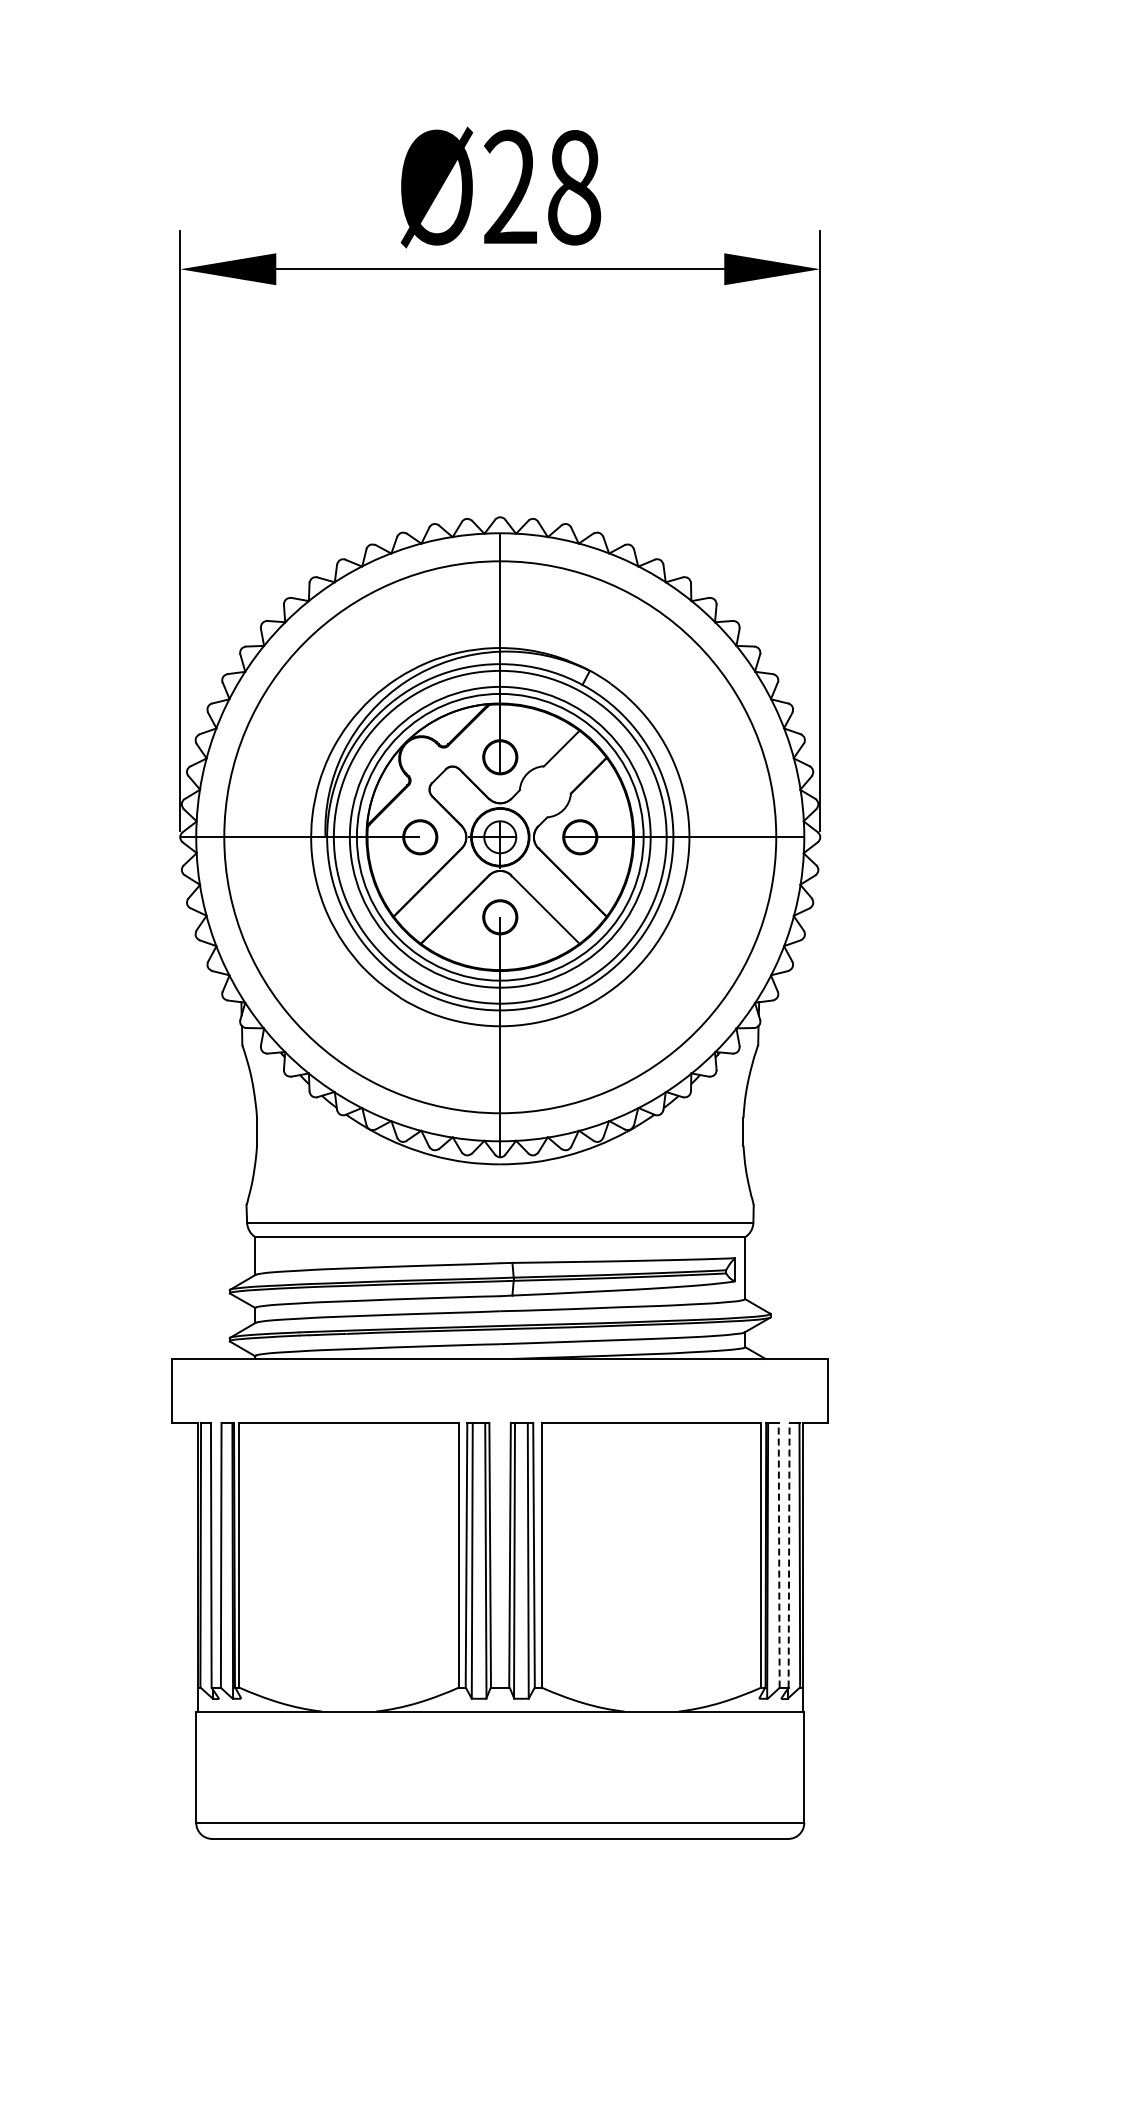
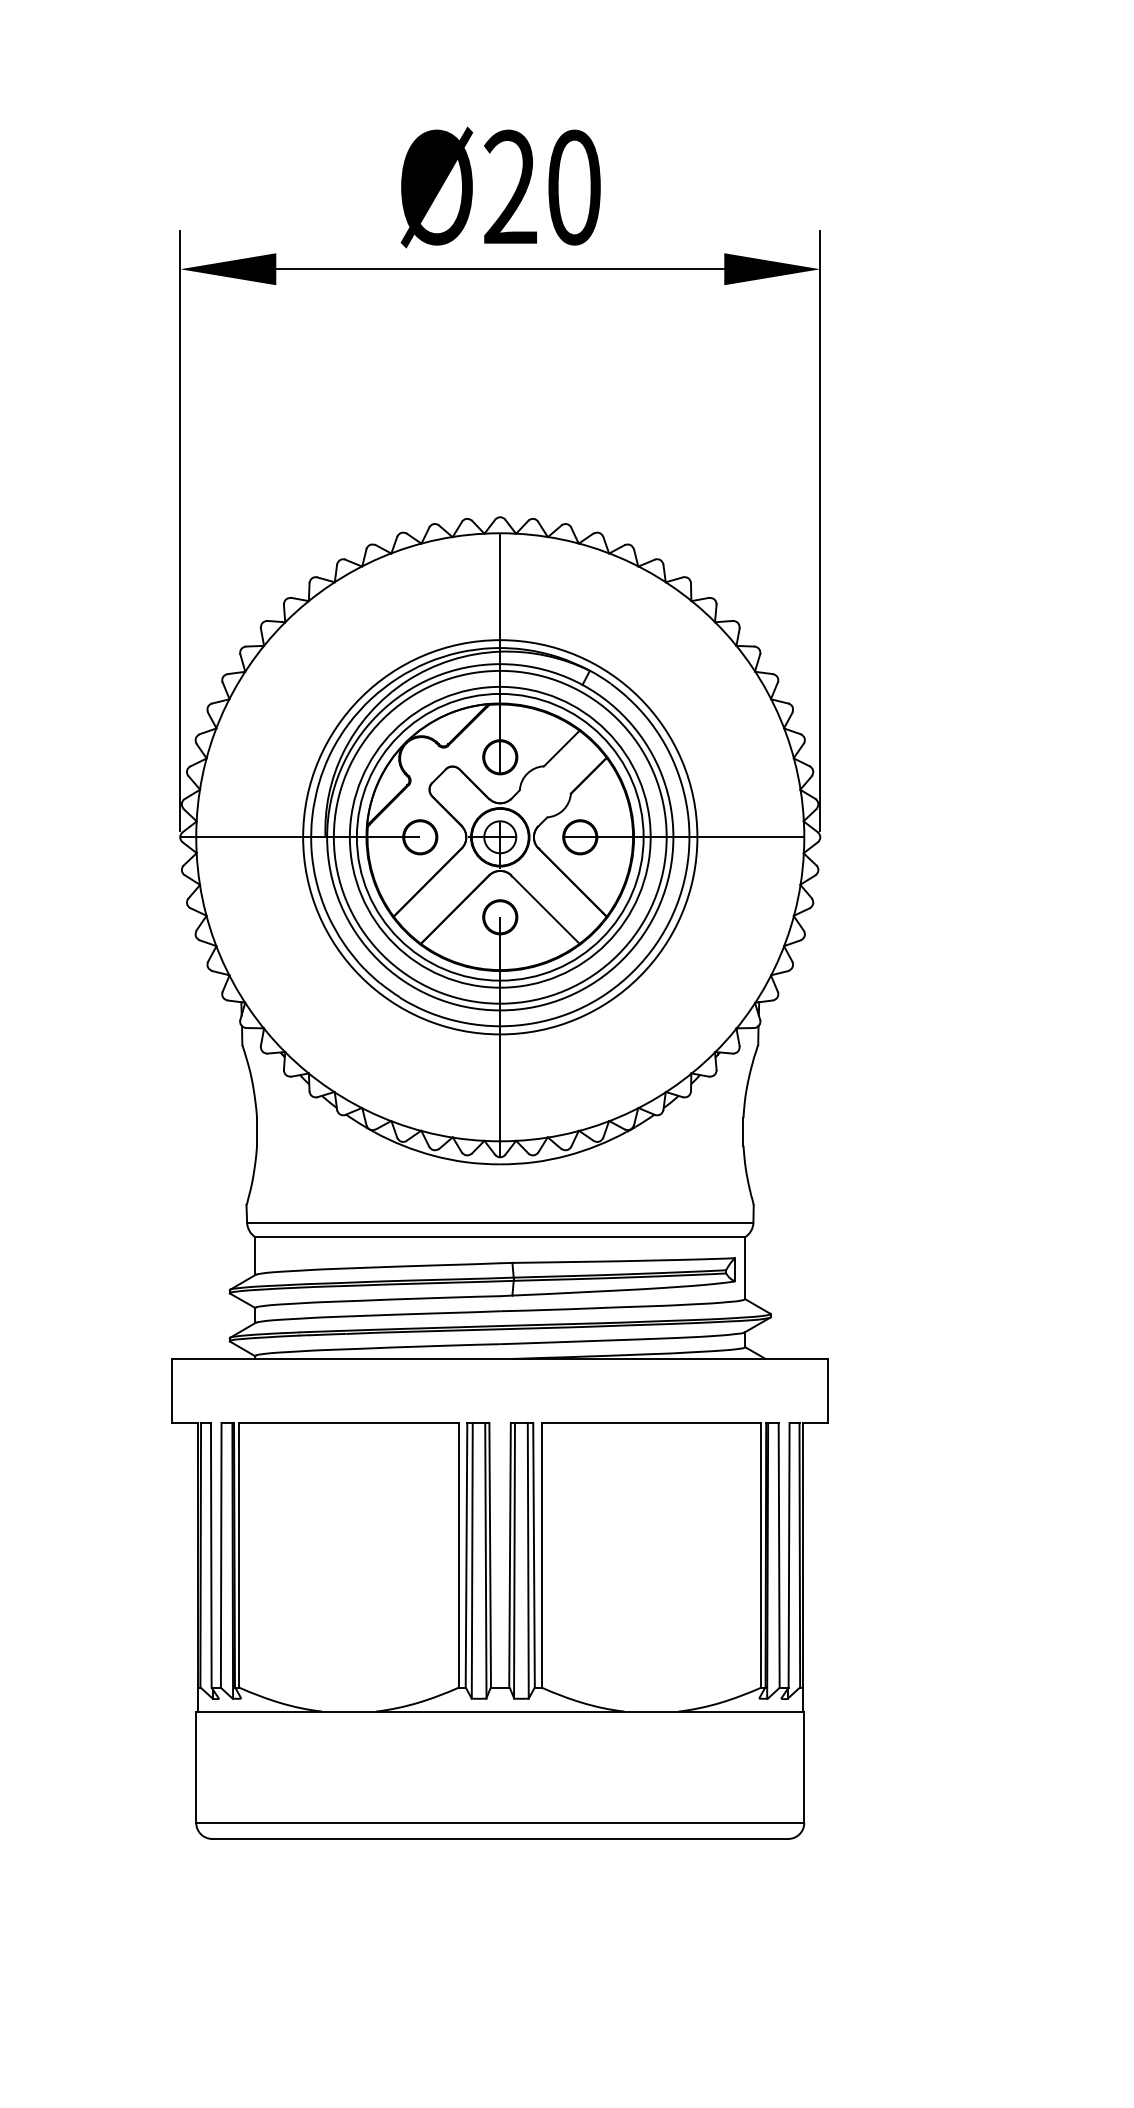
text: Ø28 -> Ø20 (574, 187)
circle diameter: 552 px -> 394 px (500, 837)
line: dashed -> solid (779, 1554)
line: dashed -> solid (789, 1554)
